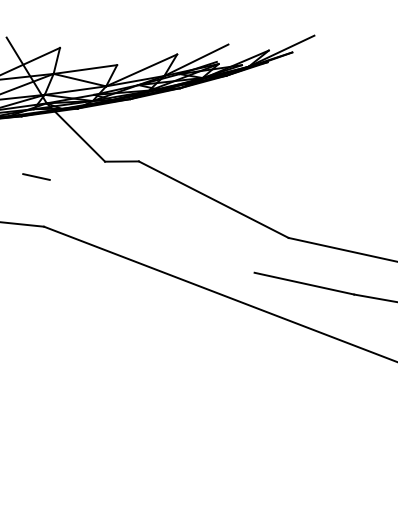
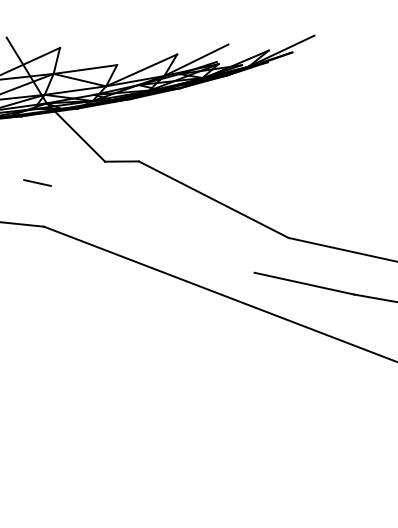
line position: (36, 176) -> (37, 182) (37, 182)
